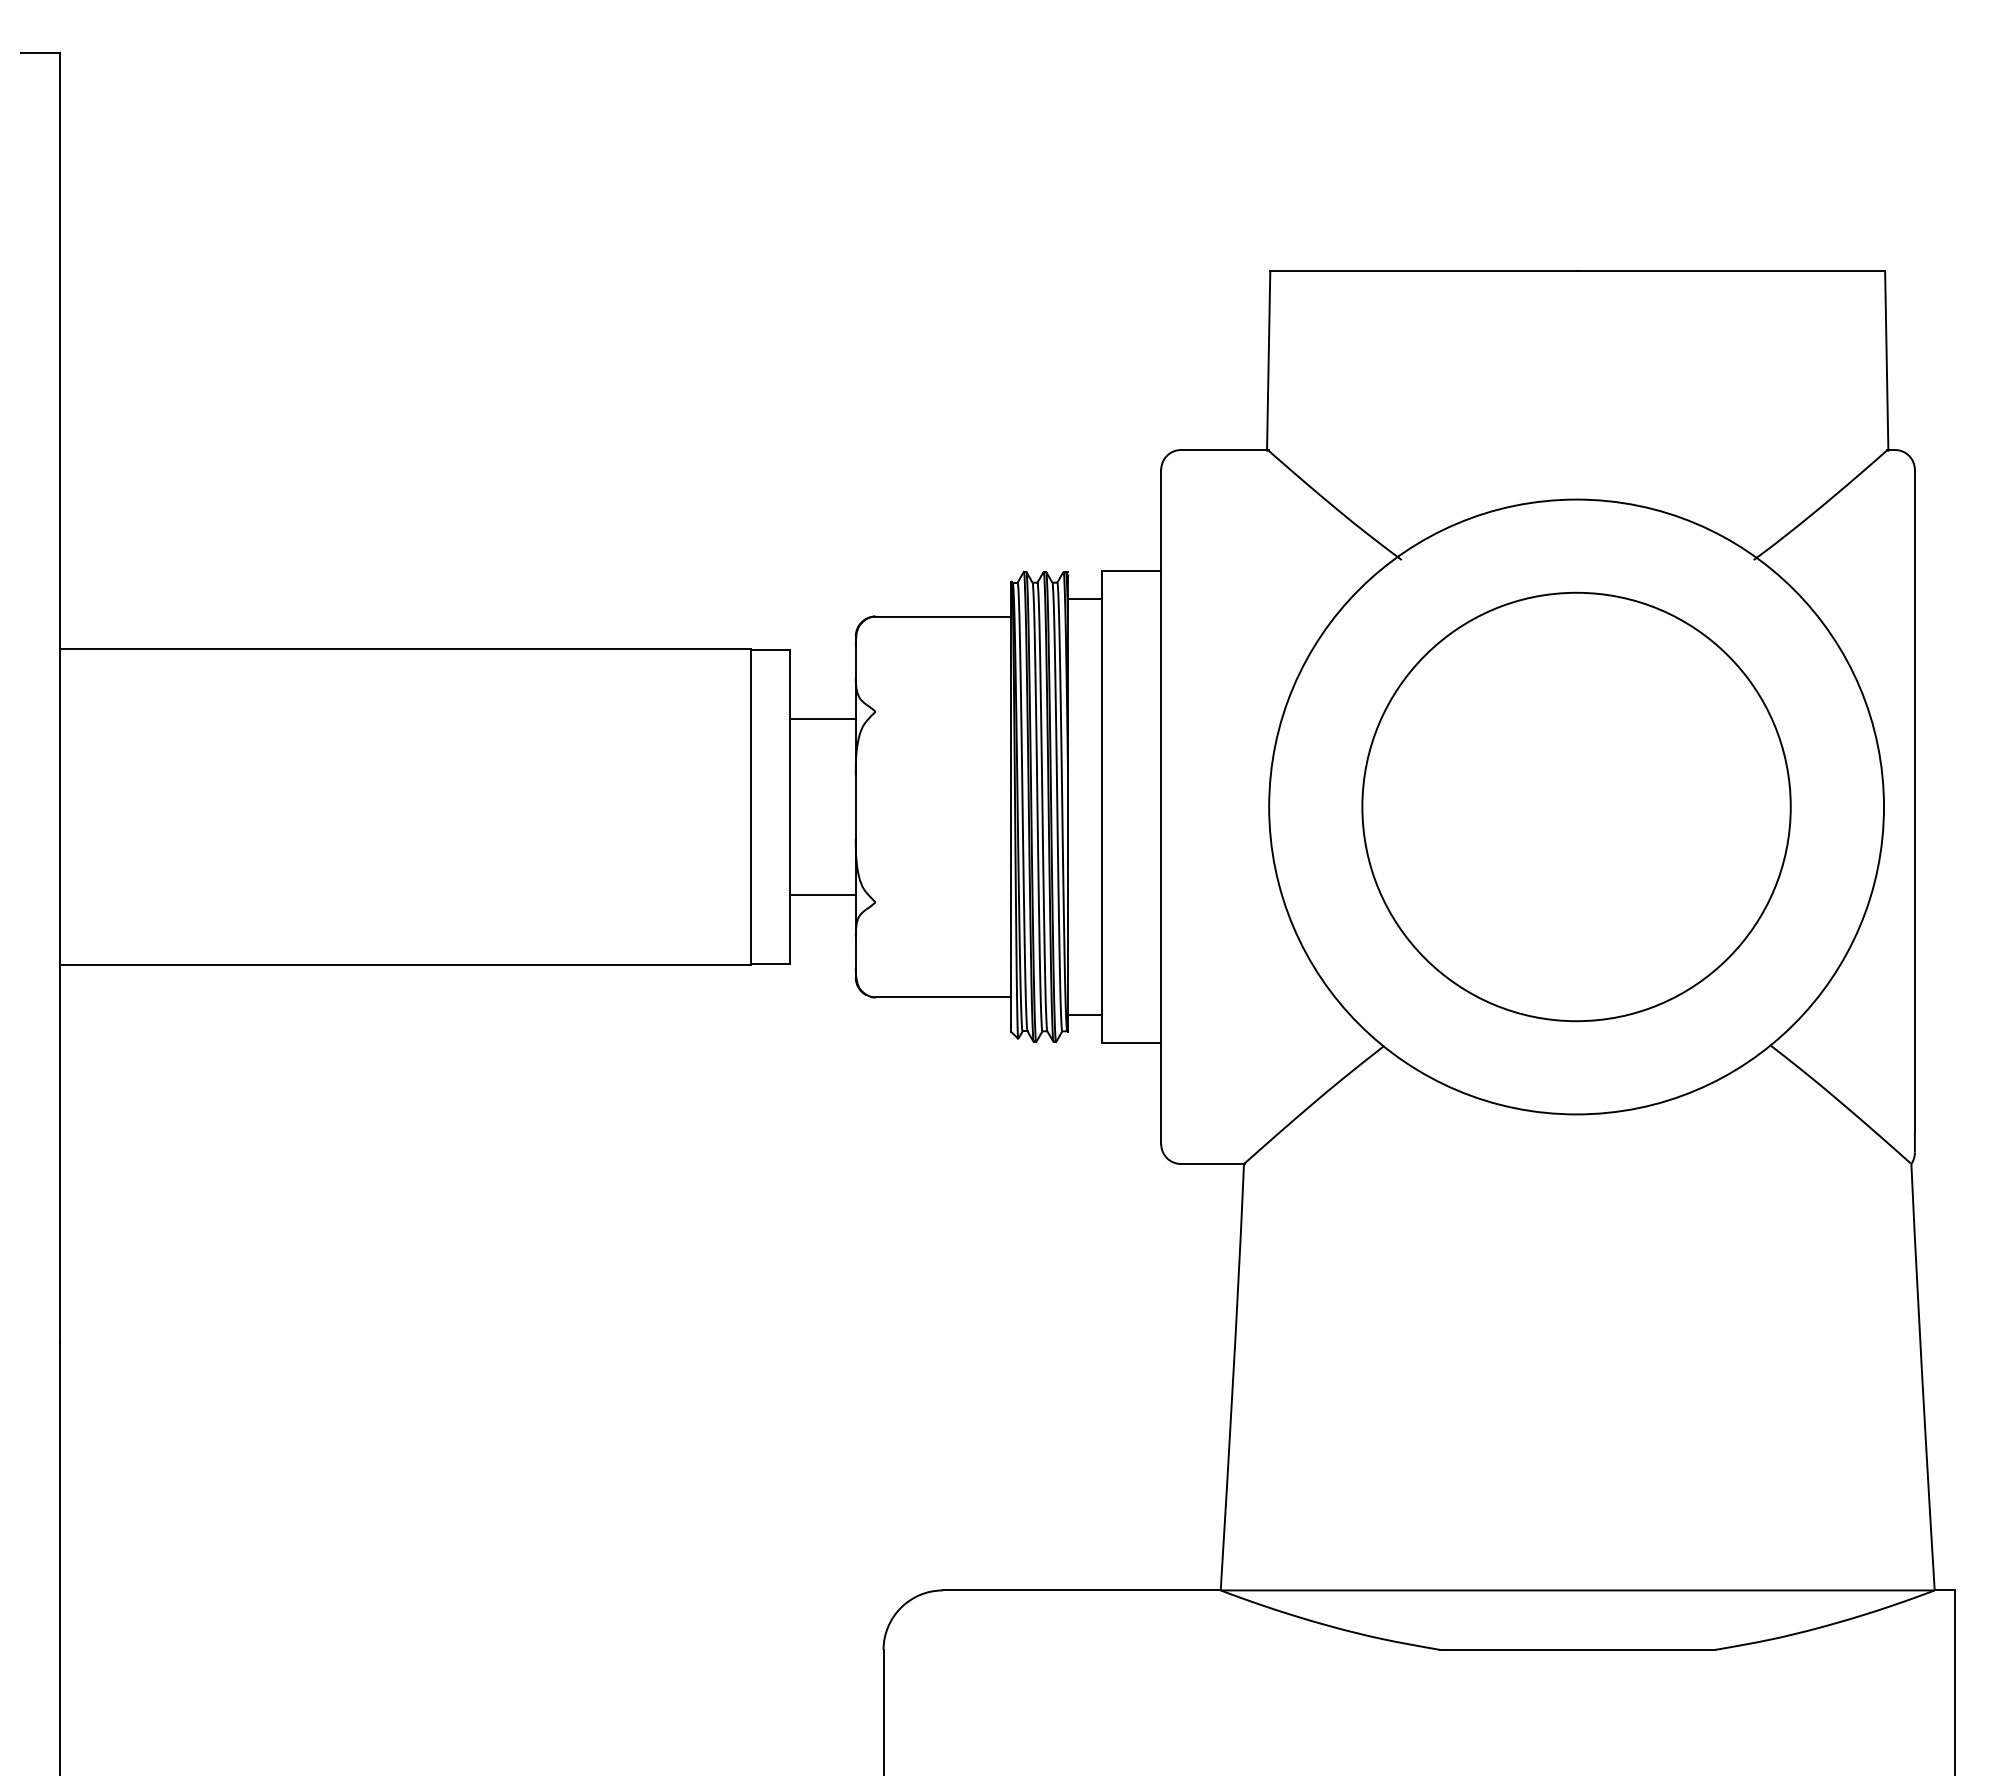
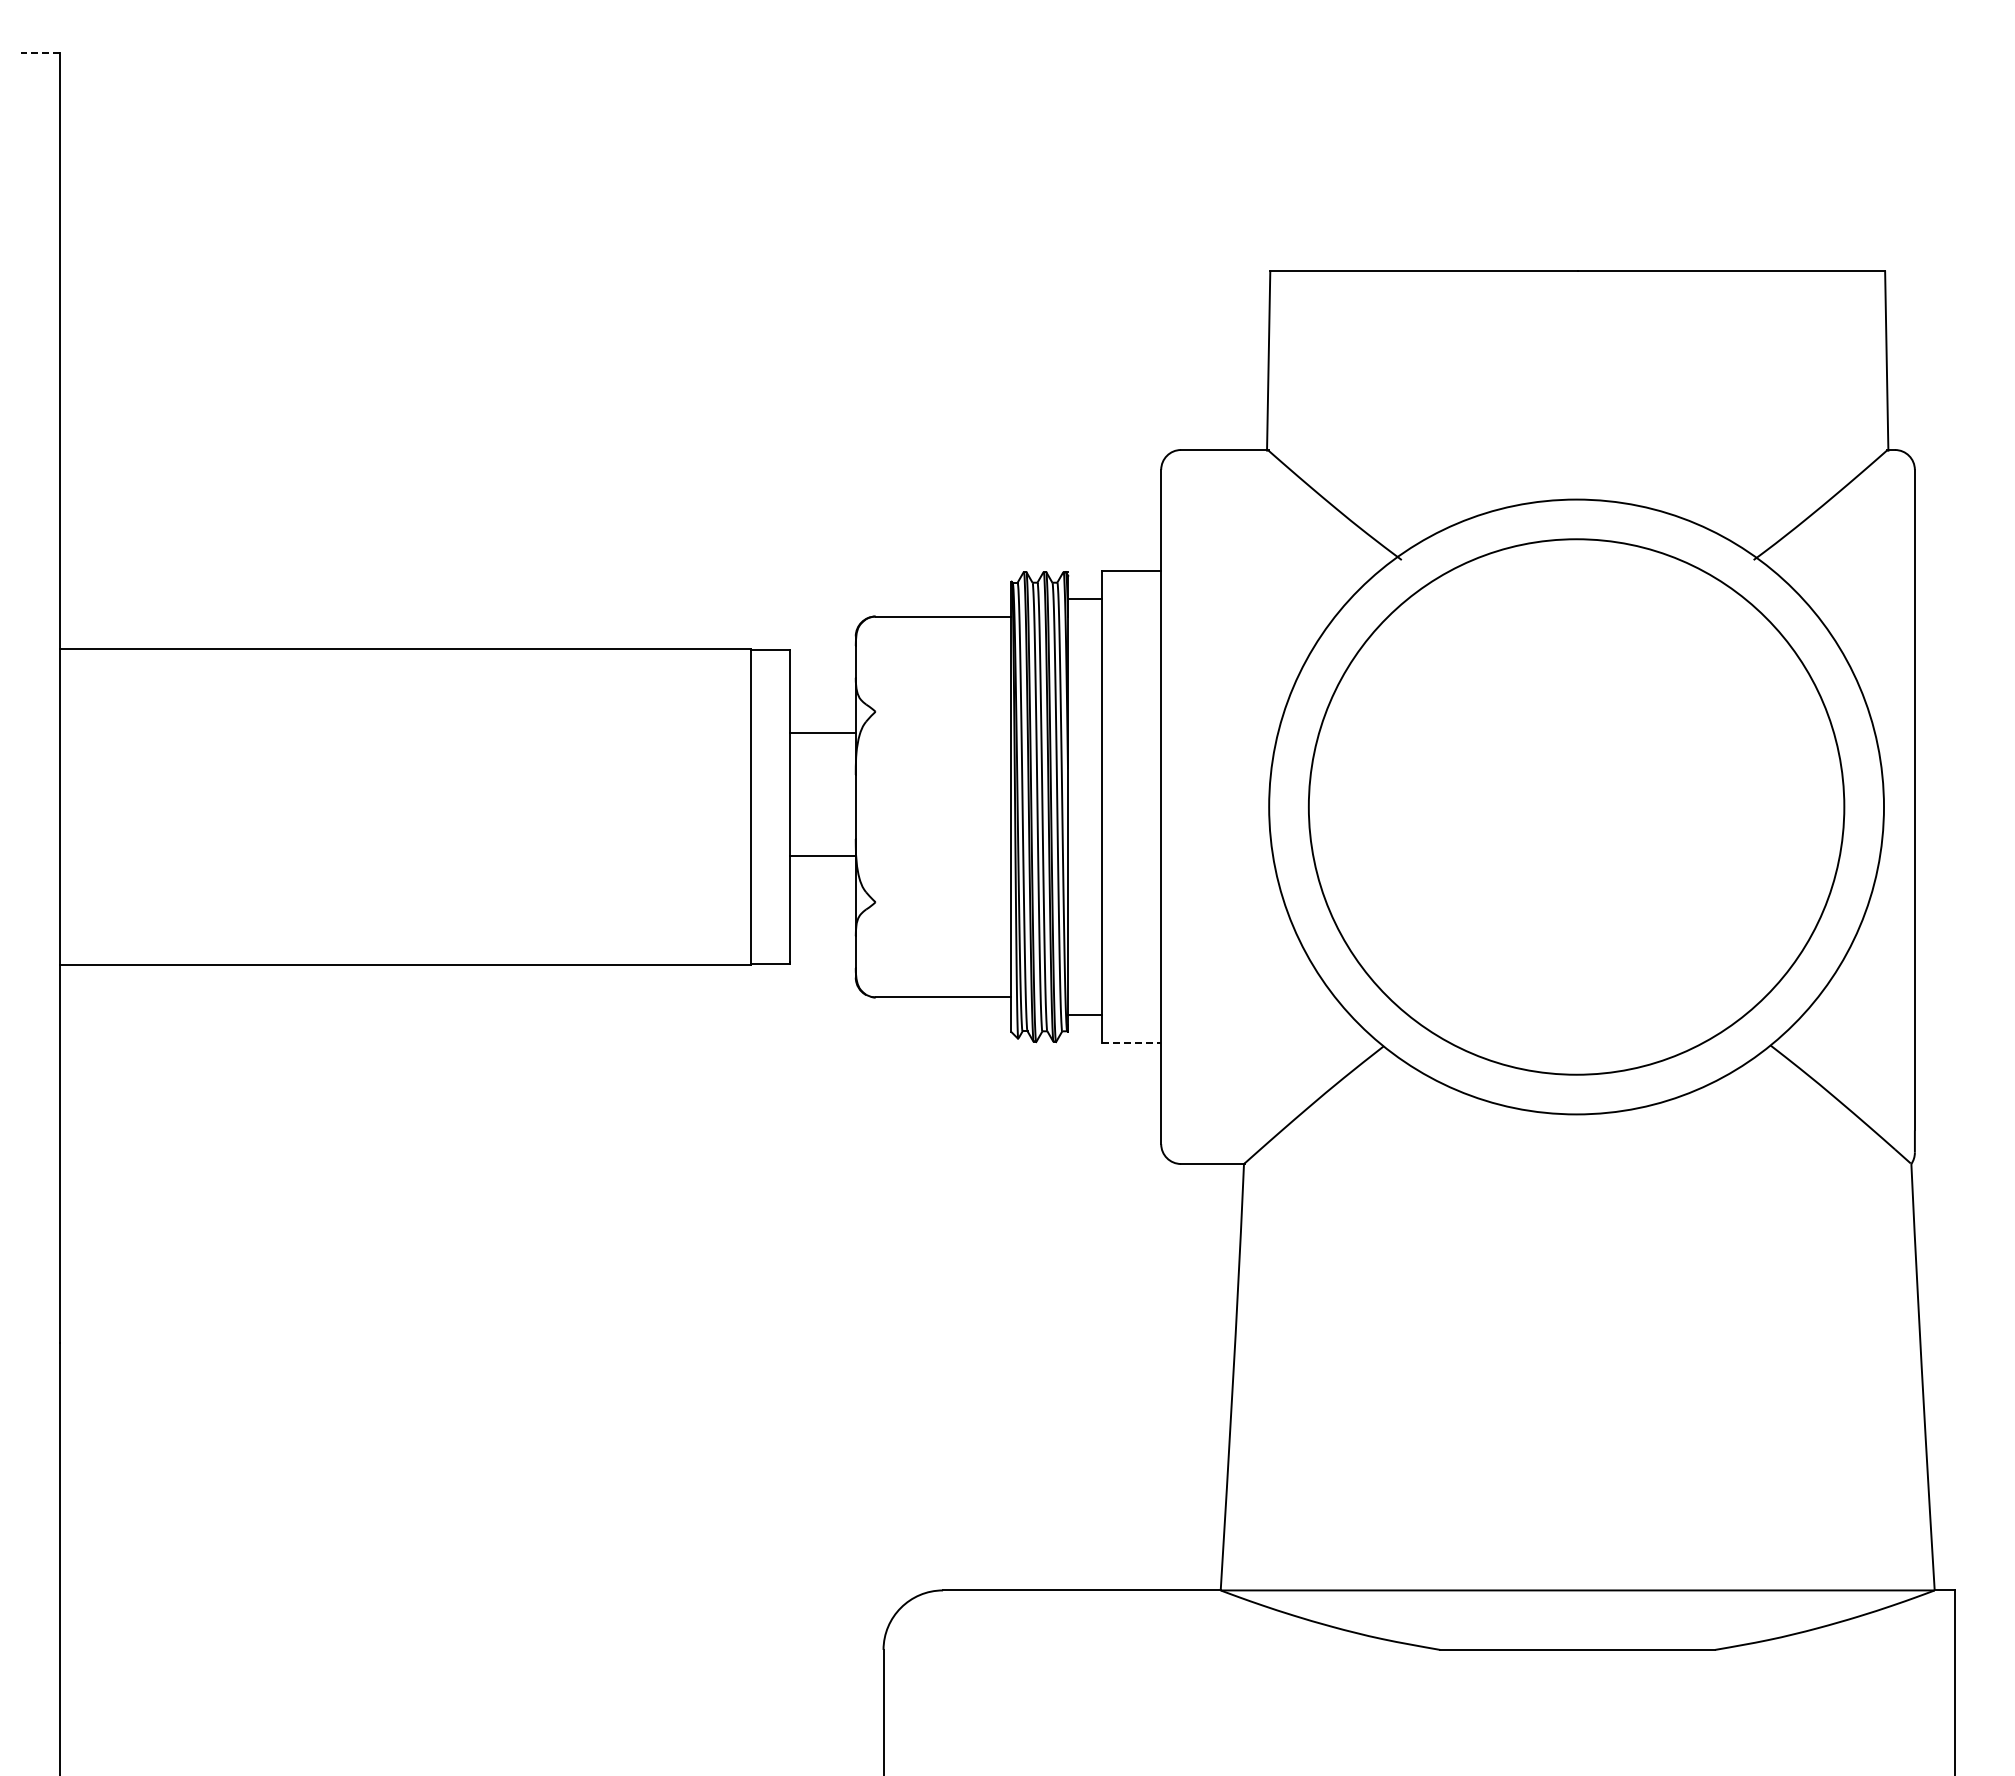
line: solid -> dashed (40, 53)
line position: (822, 719) -> (822, 733) (822, 733)
circle diameter: 428 px -> 536 px (1576, 806)
line position: (822, 894) -> (822, 855) (822, 855)
line: solid -> dashed (1131, 1043)
